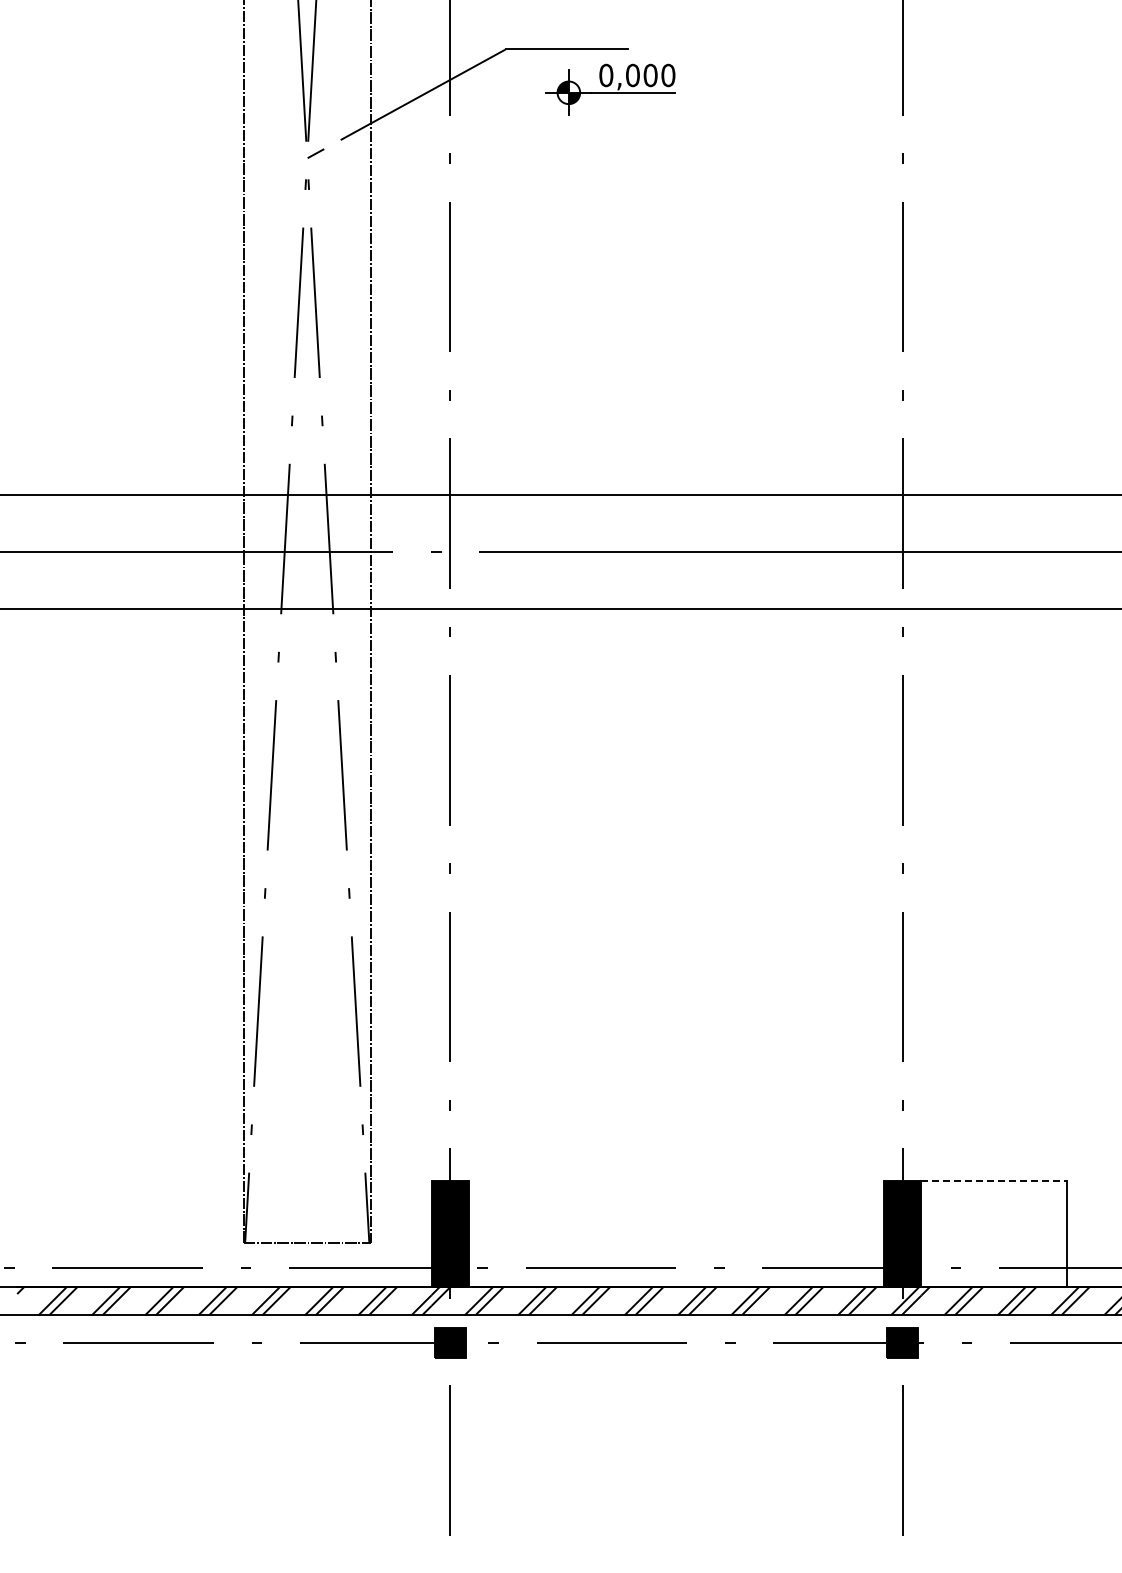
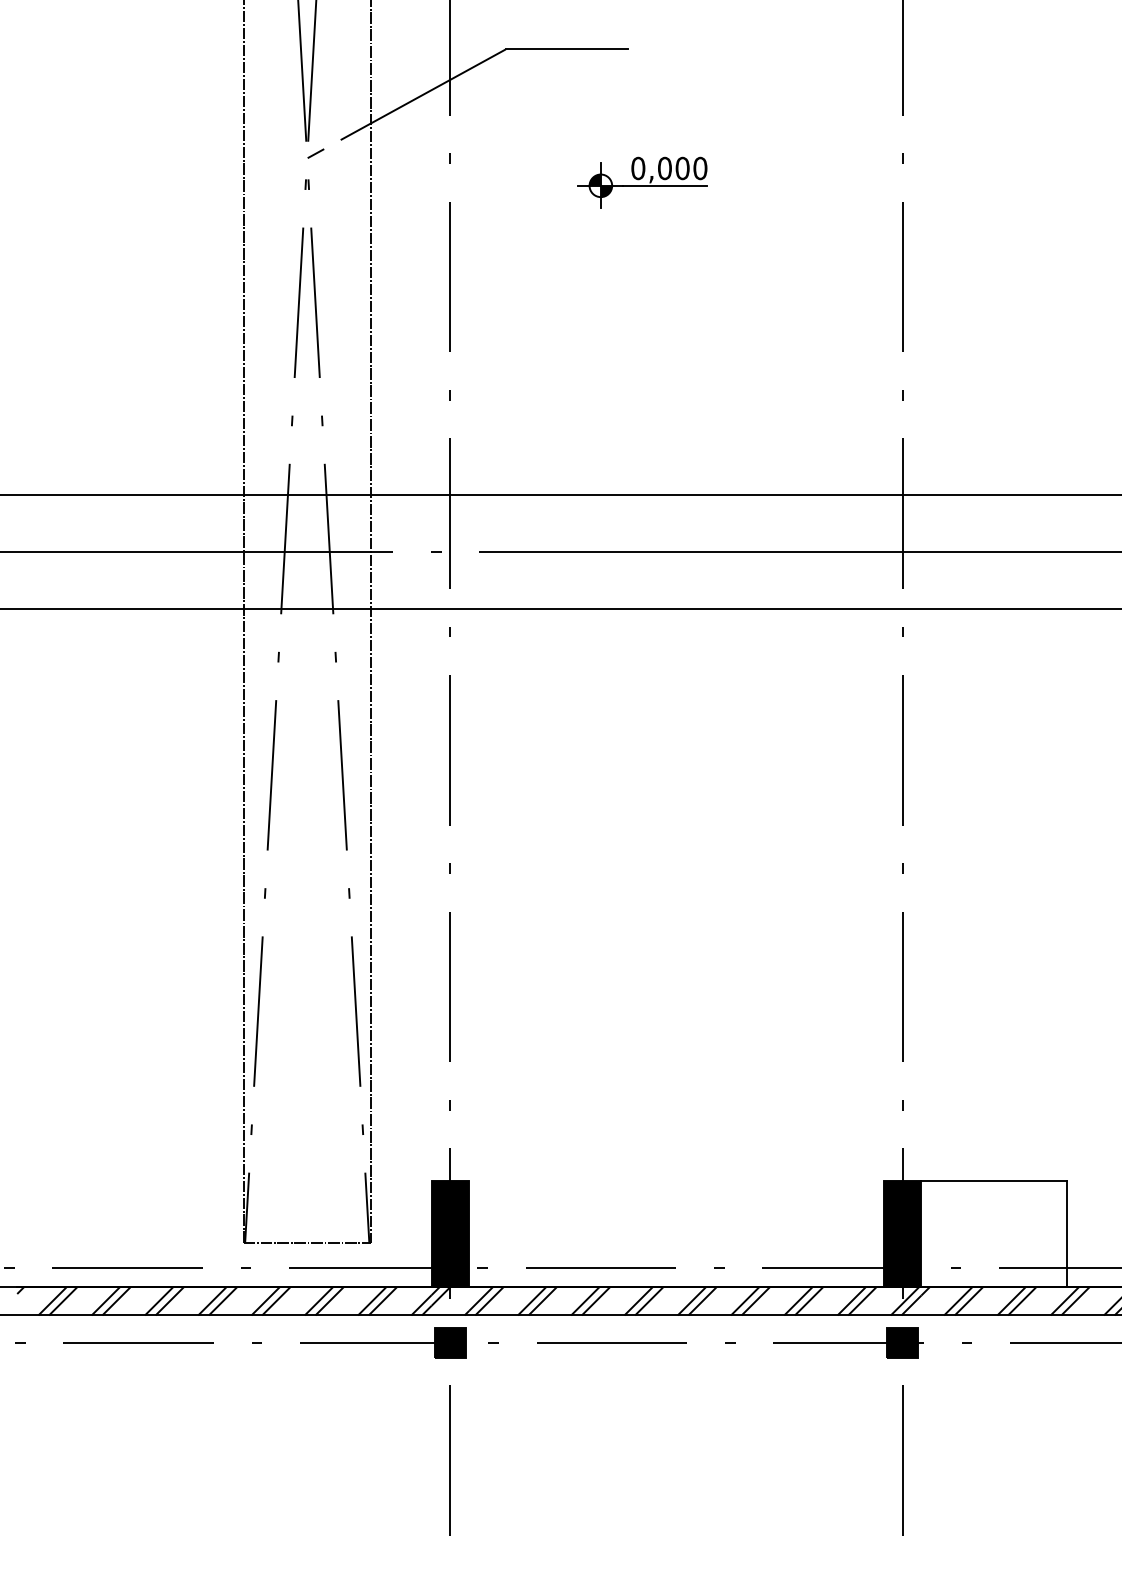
part position: (610, 89) -> (642, 182) (642, 182)
line: dashed -> solid (994, 1181)
